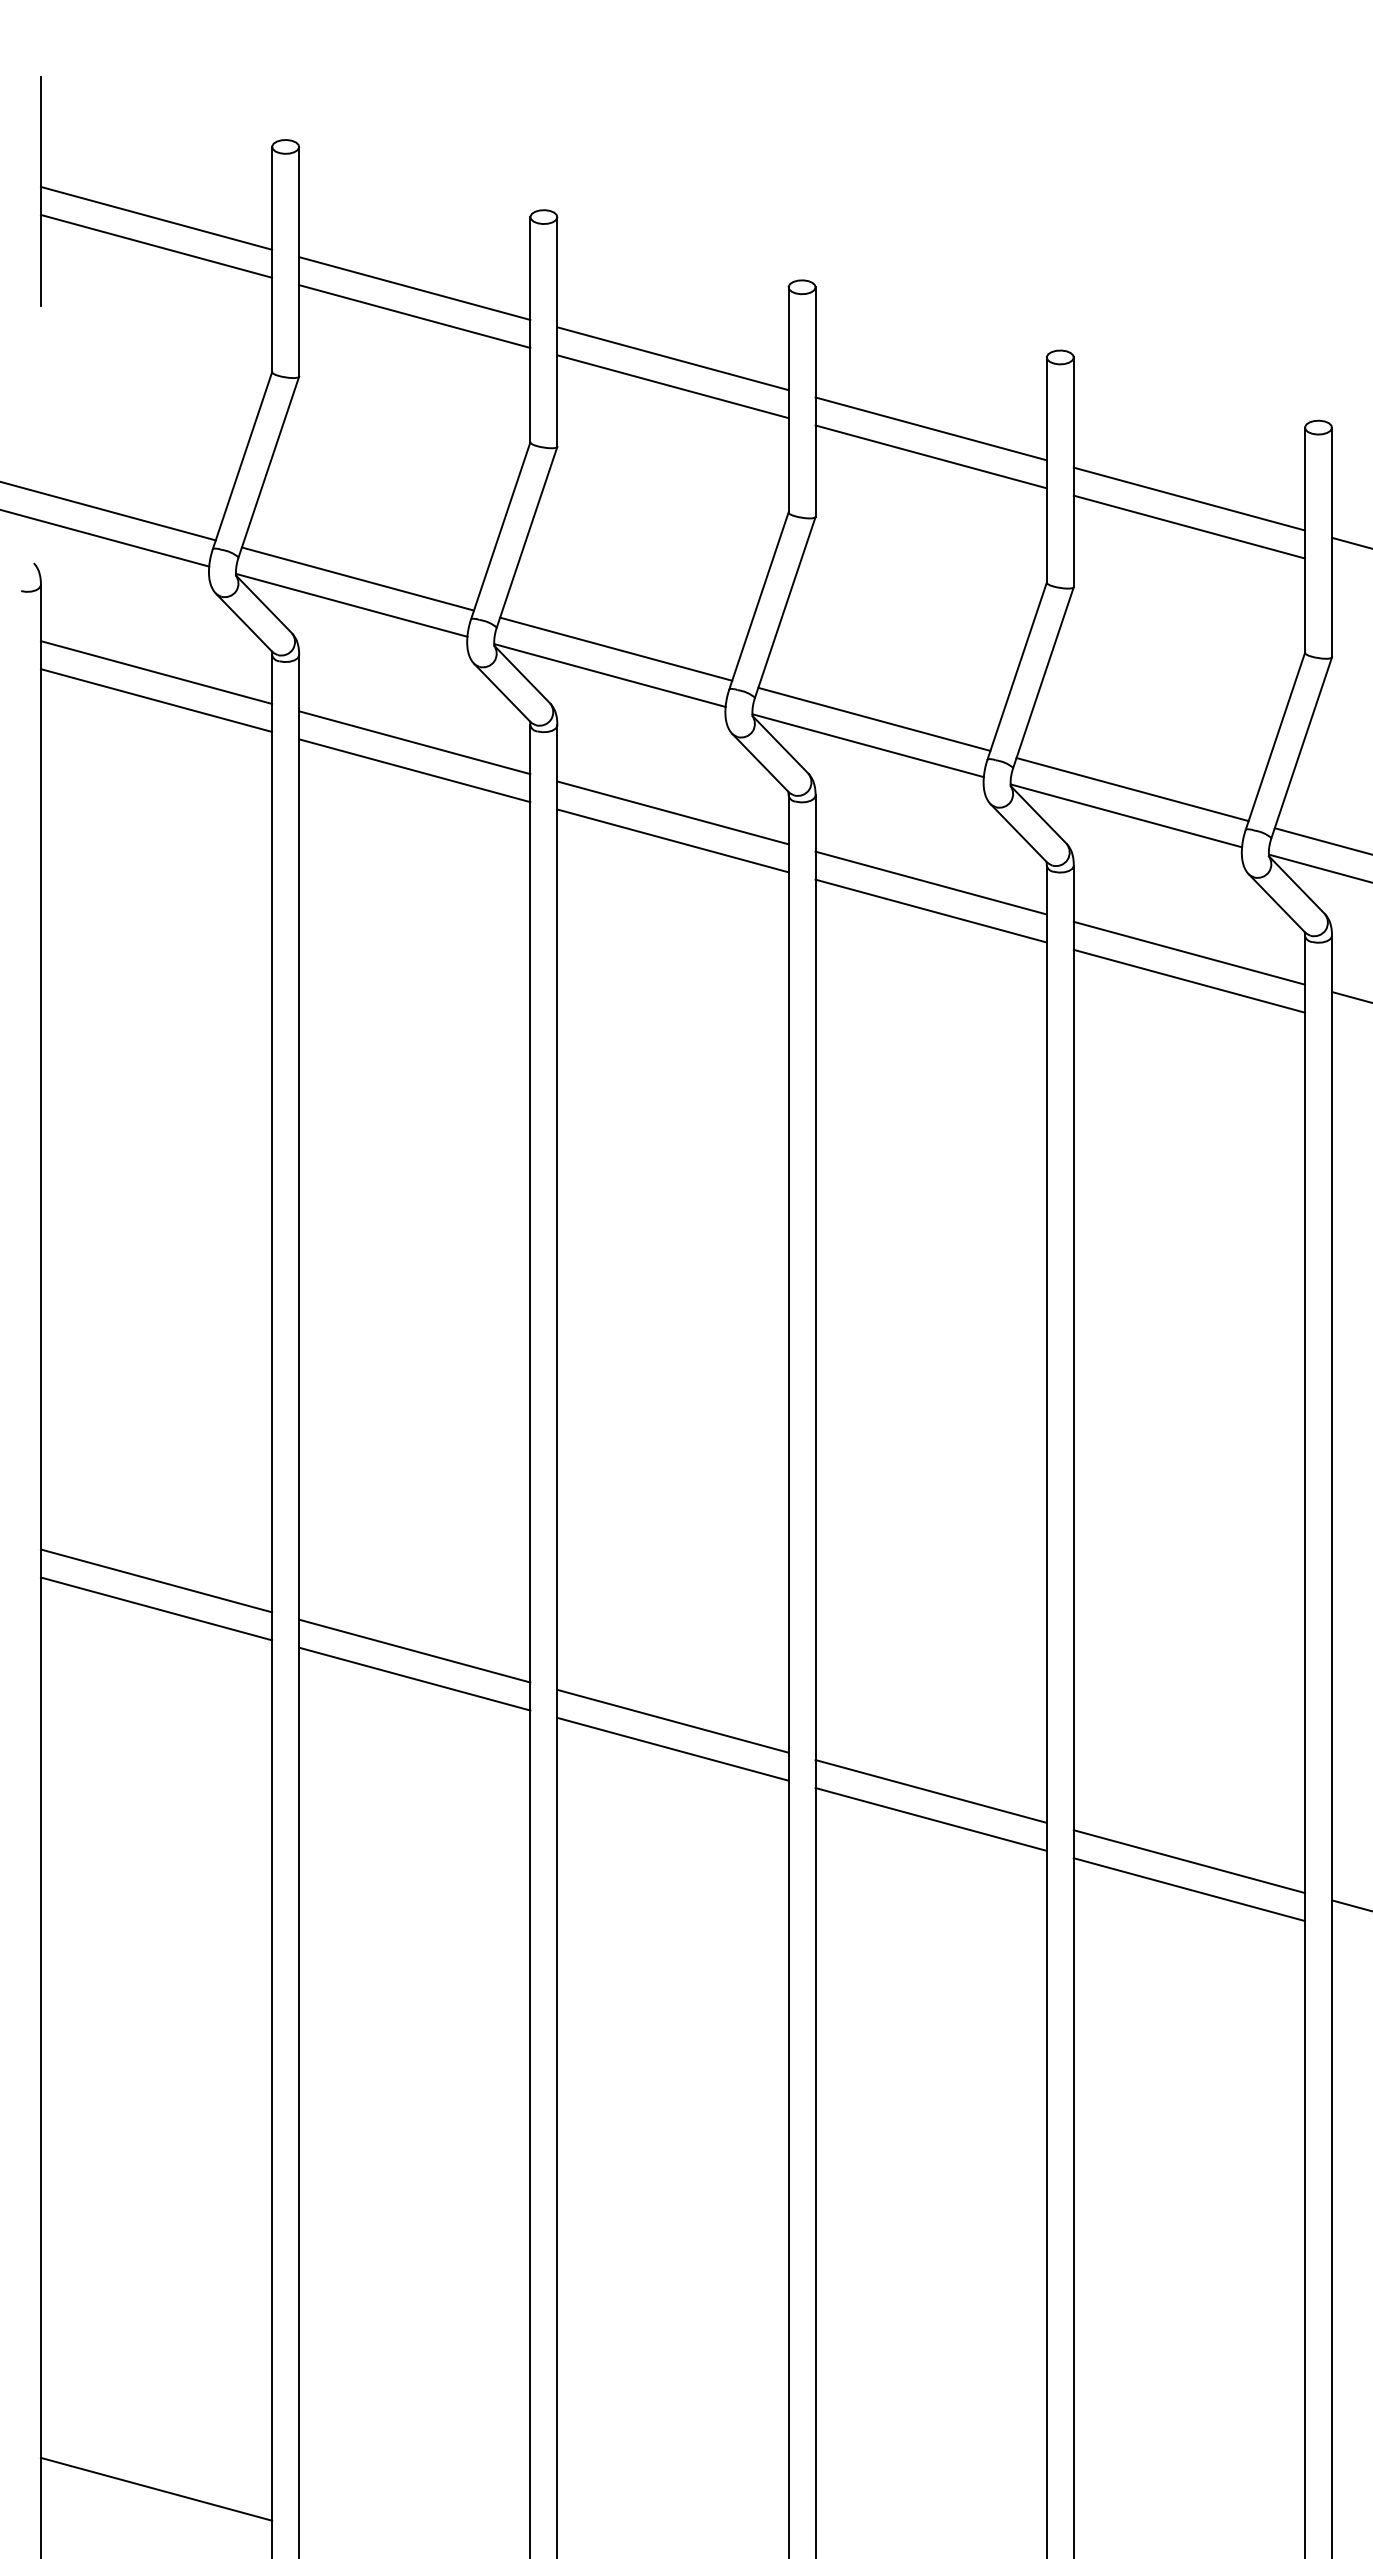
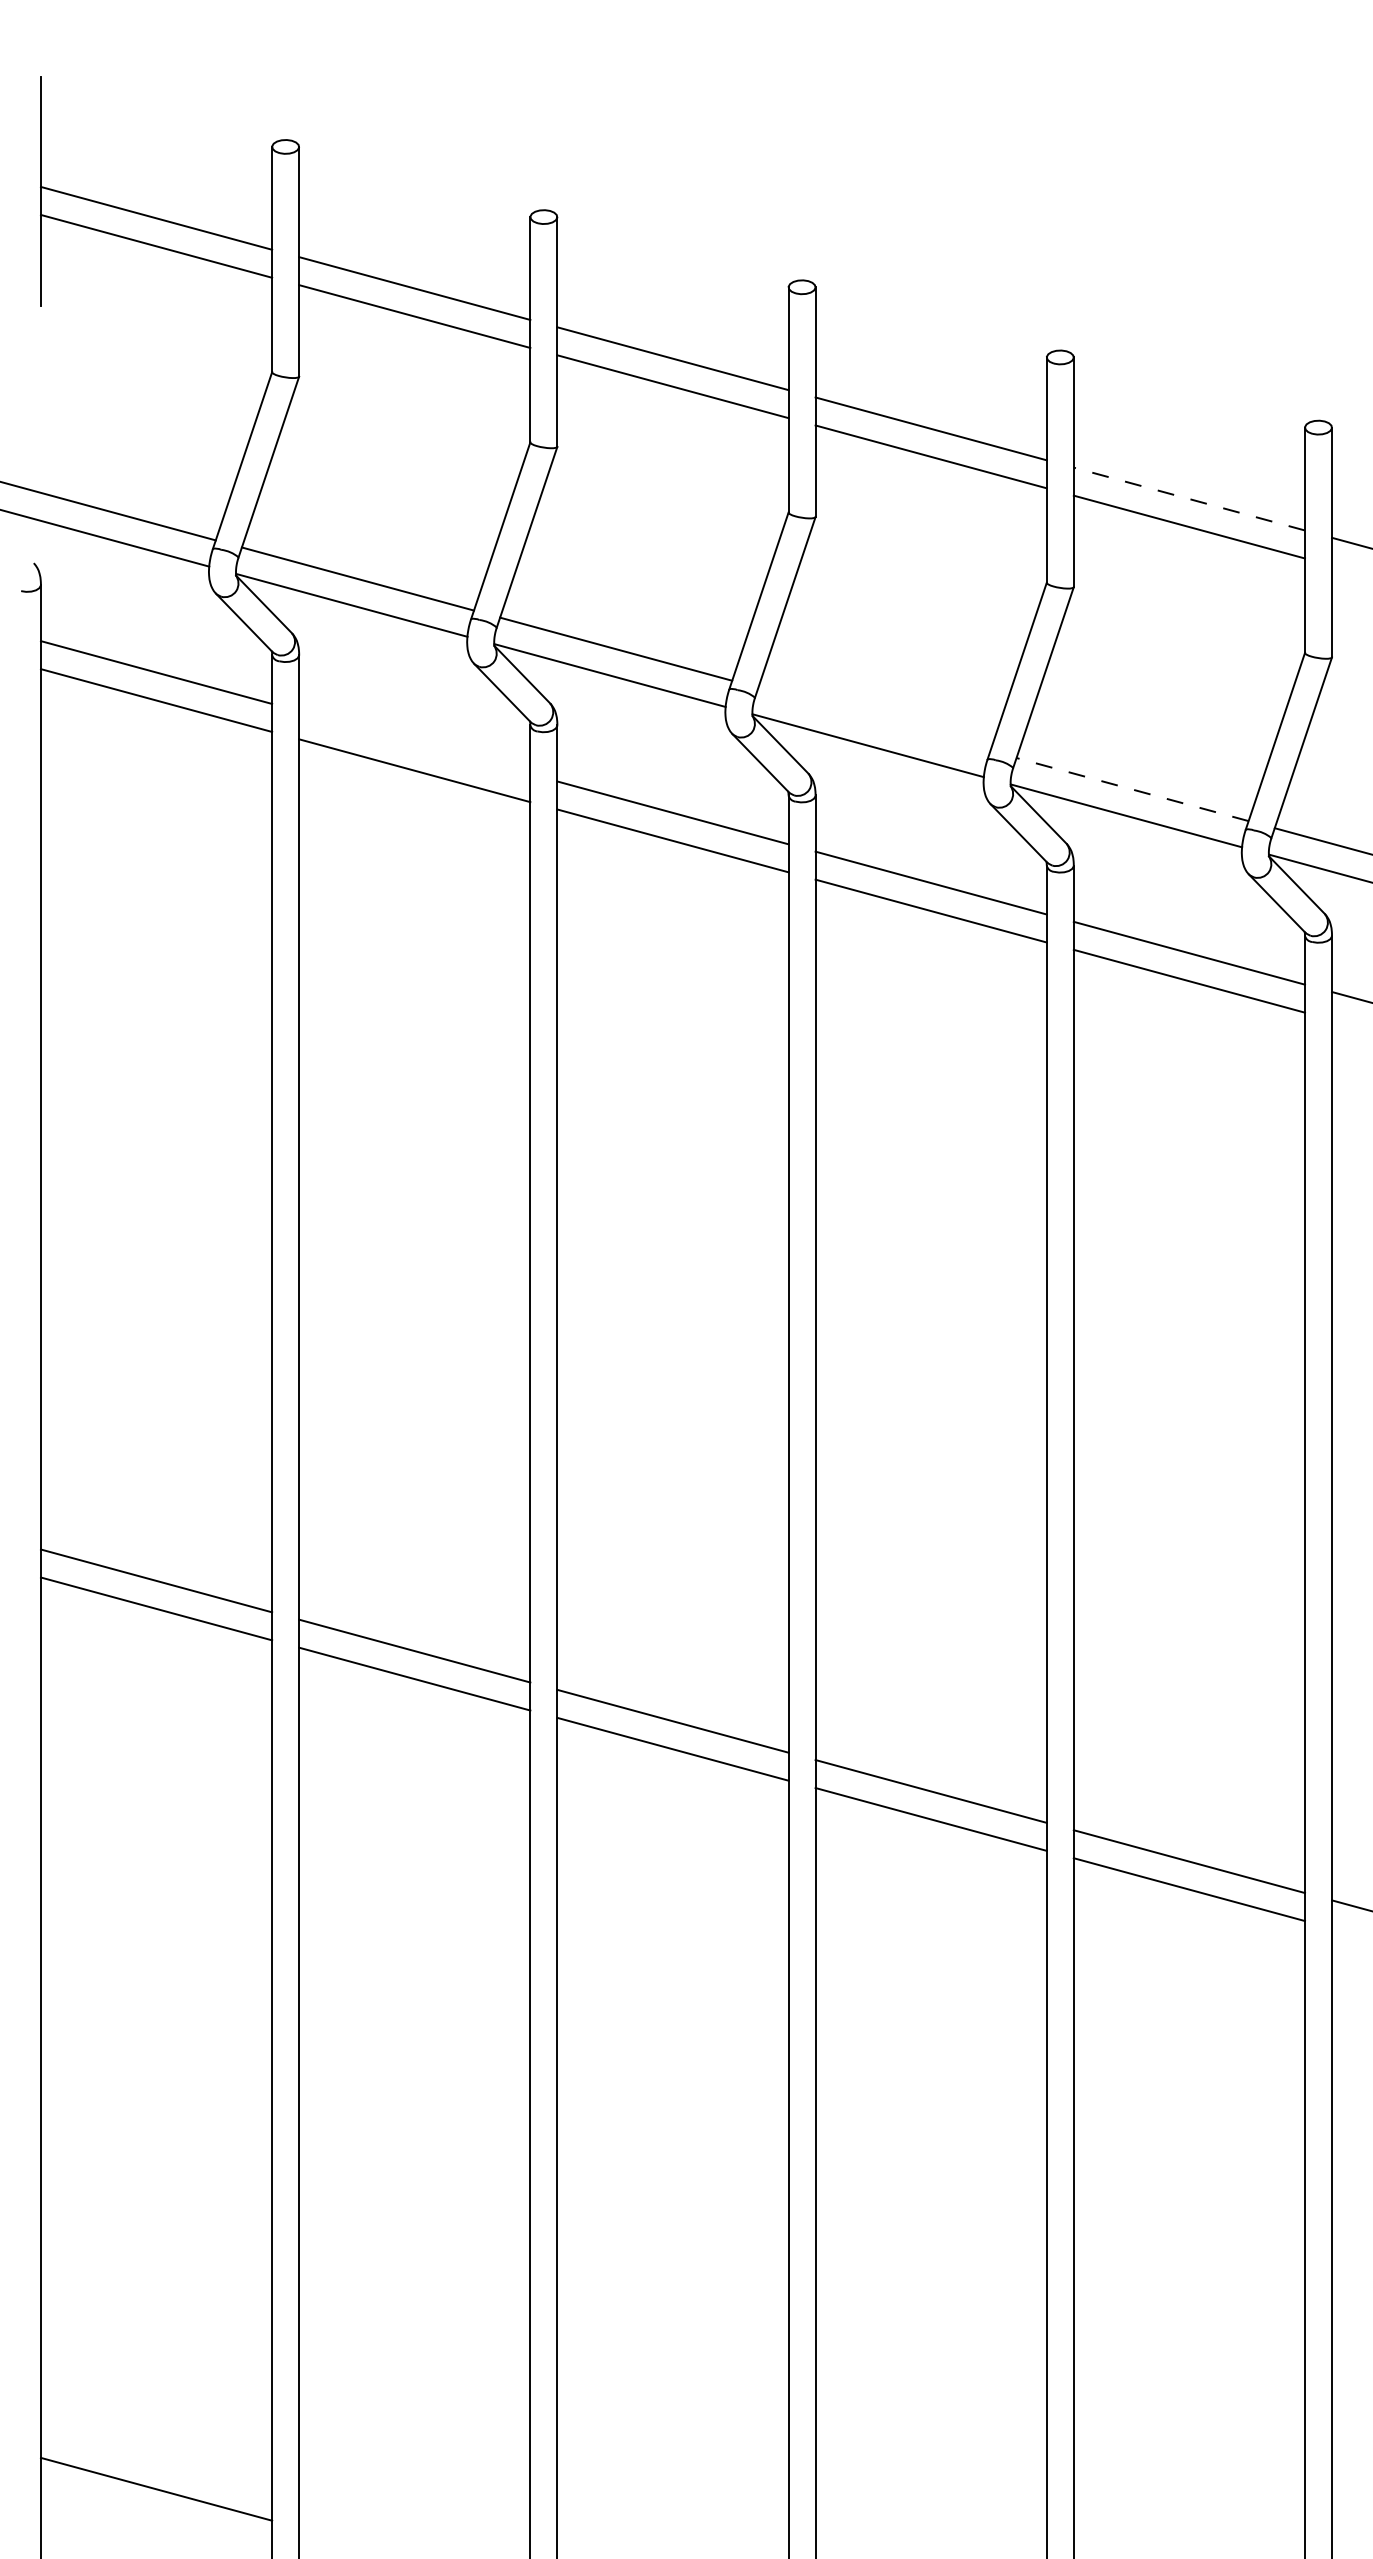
line: solid -> dashed (1189, 499)
line: present -> none (874, 718)
line: present -> none (414, 742)
line: solid -> dashed (1132, 789)
